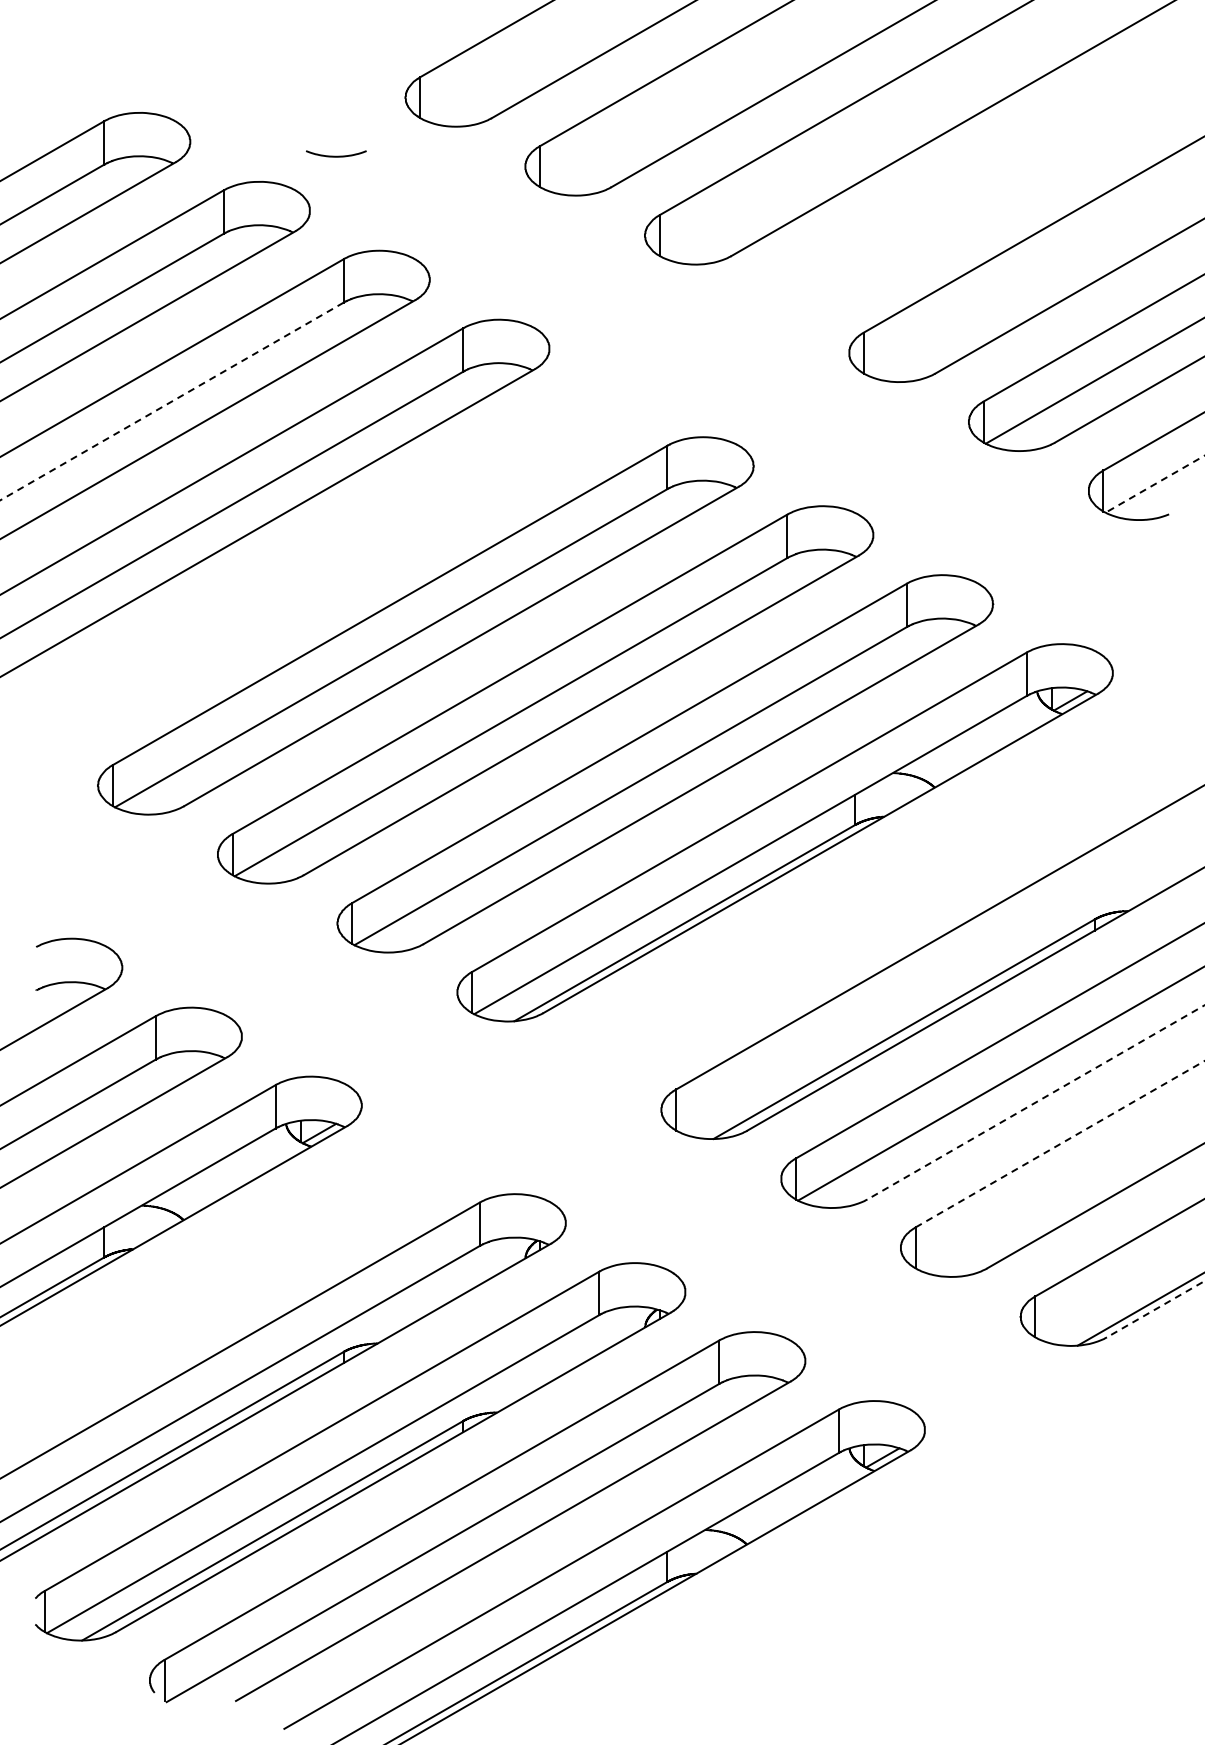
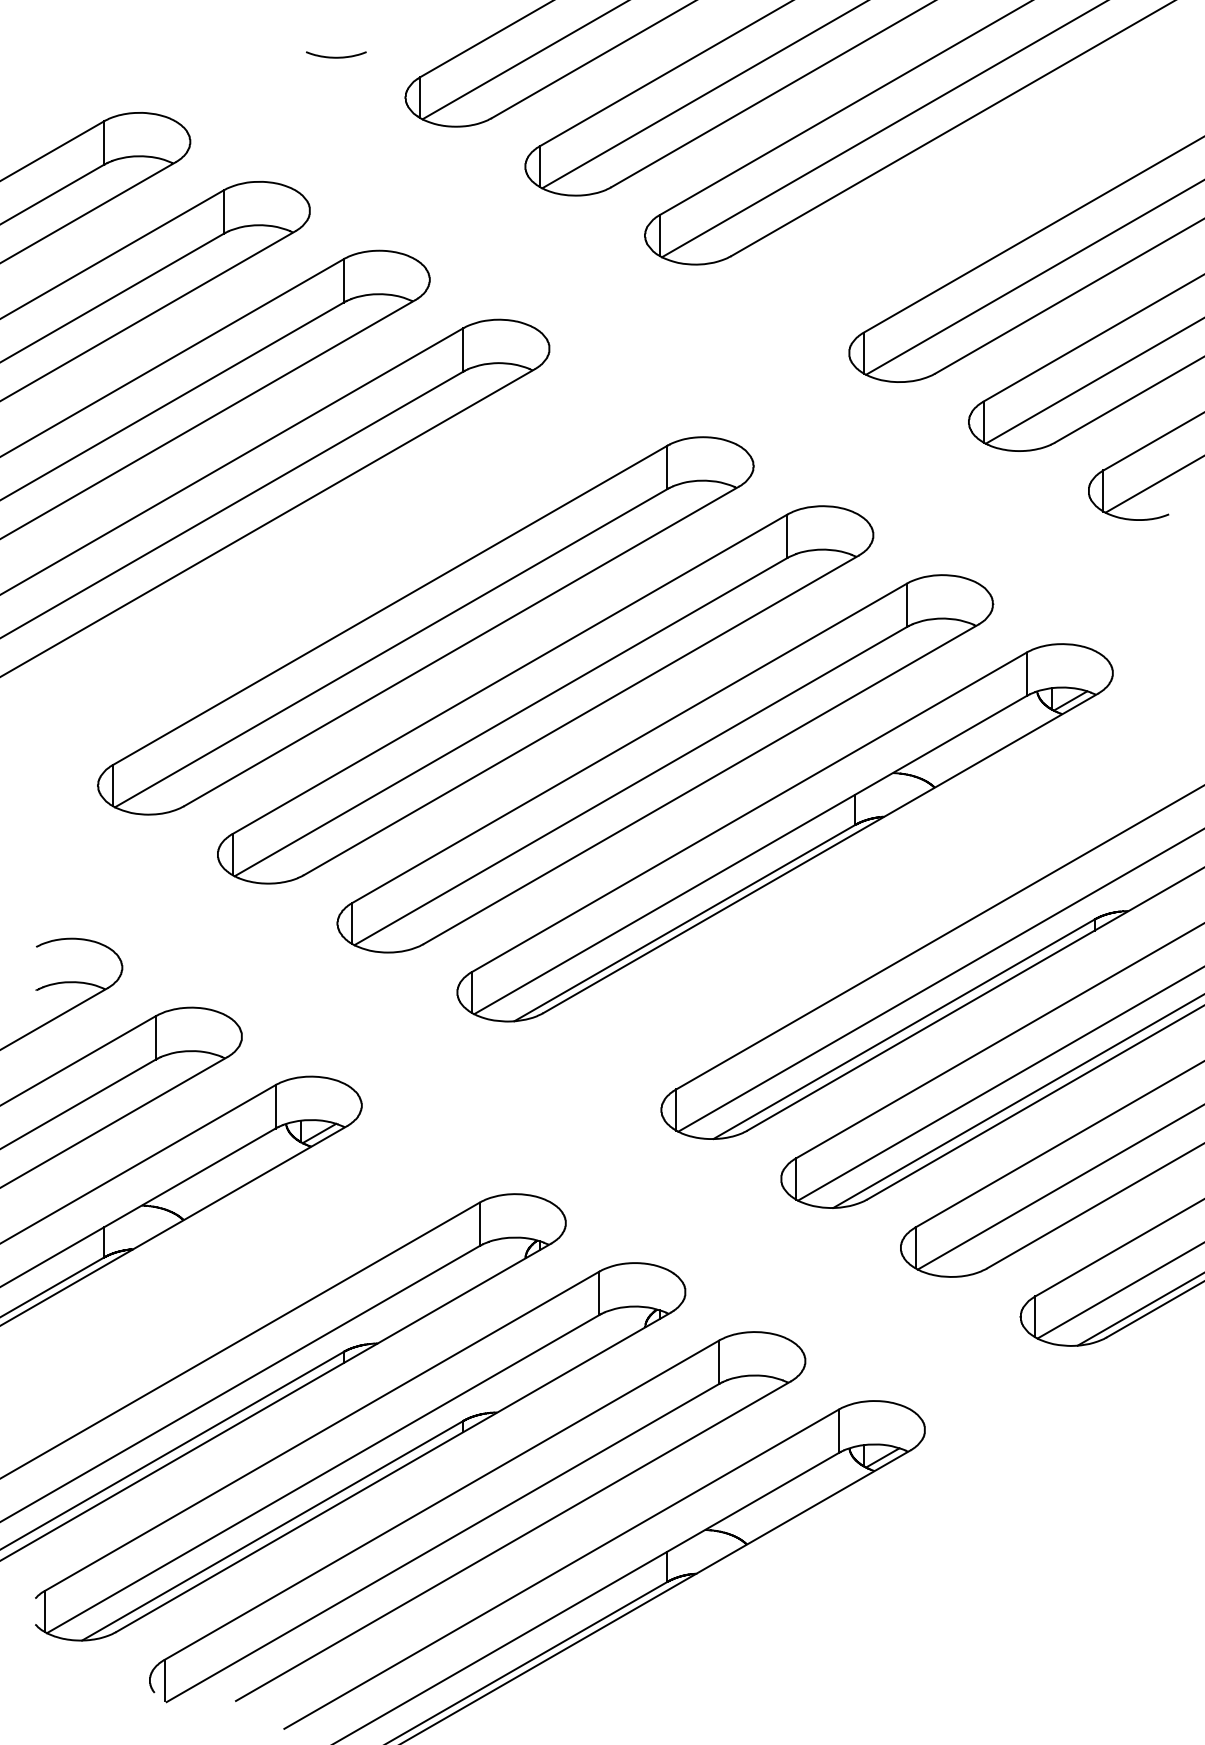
line: none -> present (523, 60)
line: none -> present (703, 95)
line: none -> present (883, 129)
curve position: (336, 155) -> (336, 56) (336, 56)
line: none -> present (1033, 277)
line: dashed -> solid (172, 401)
line: dashed -> solid (1154, 484)
line: none -> present (939, 980)
line: none -> present (1017, 1101)
line: dashed -> solid (1035, 1102)
line: dashed -> solid (1060, 1144)
line: none -> present (1059, 1187)
line: none -> present (1119, 1291)
line: dashed -> solid (1155, 1309)
